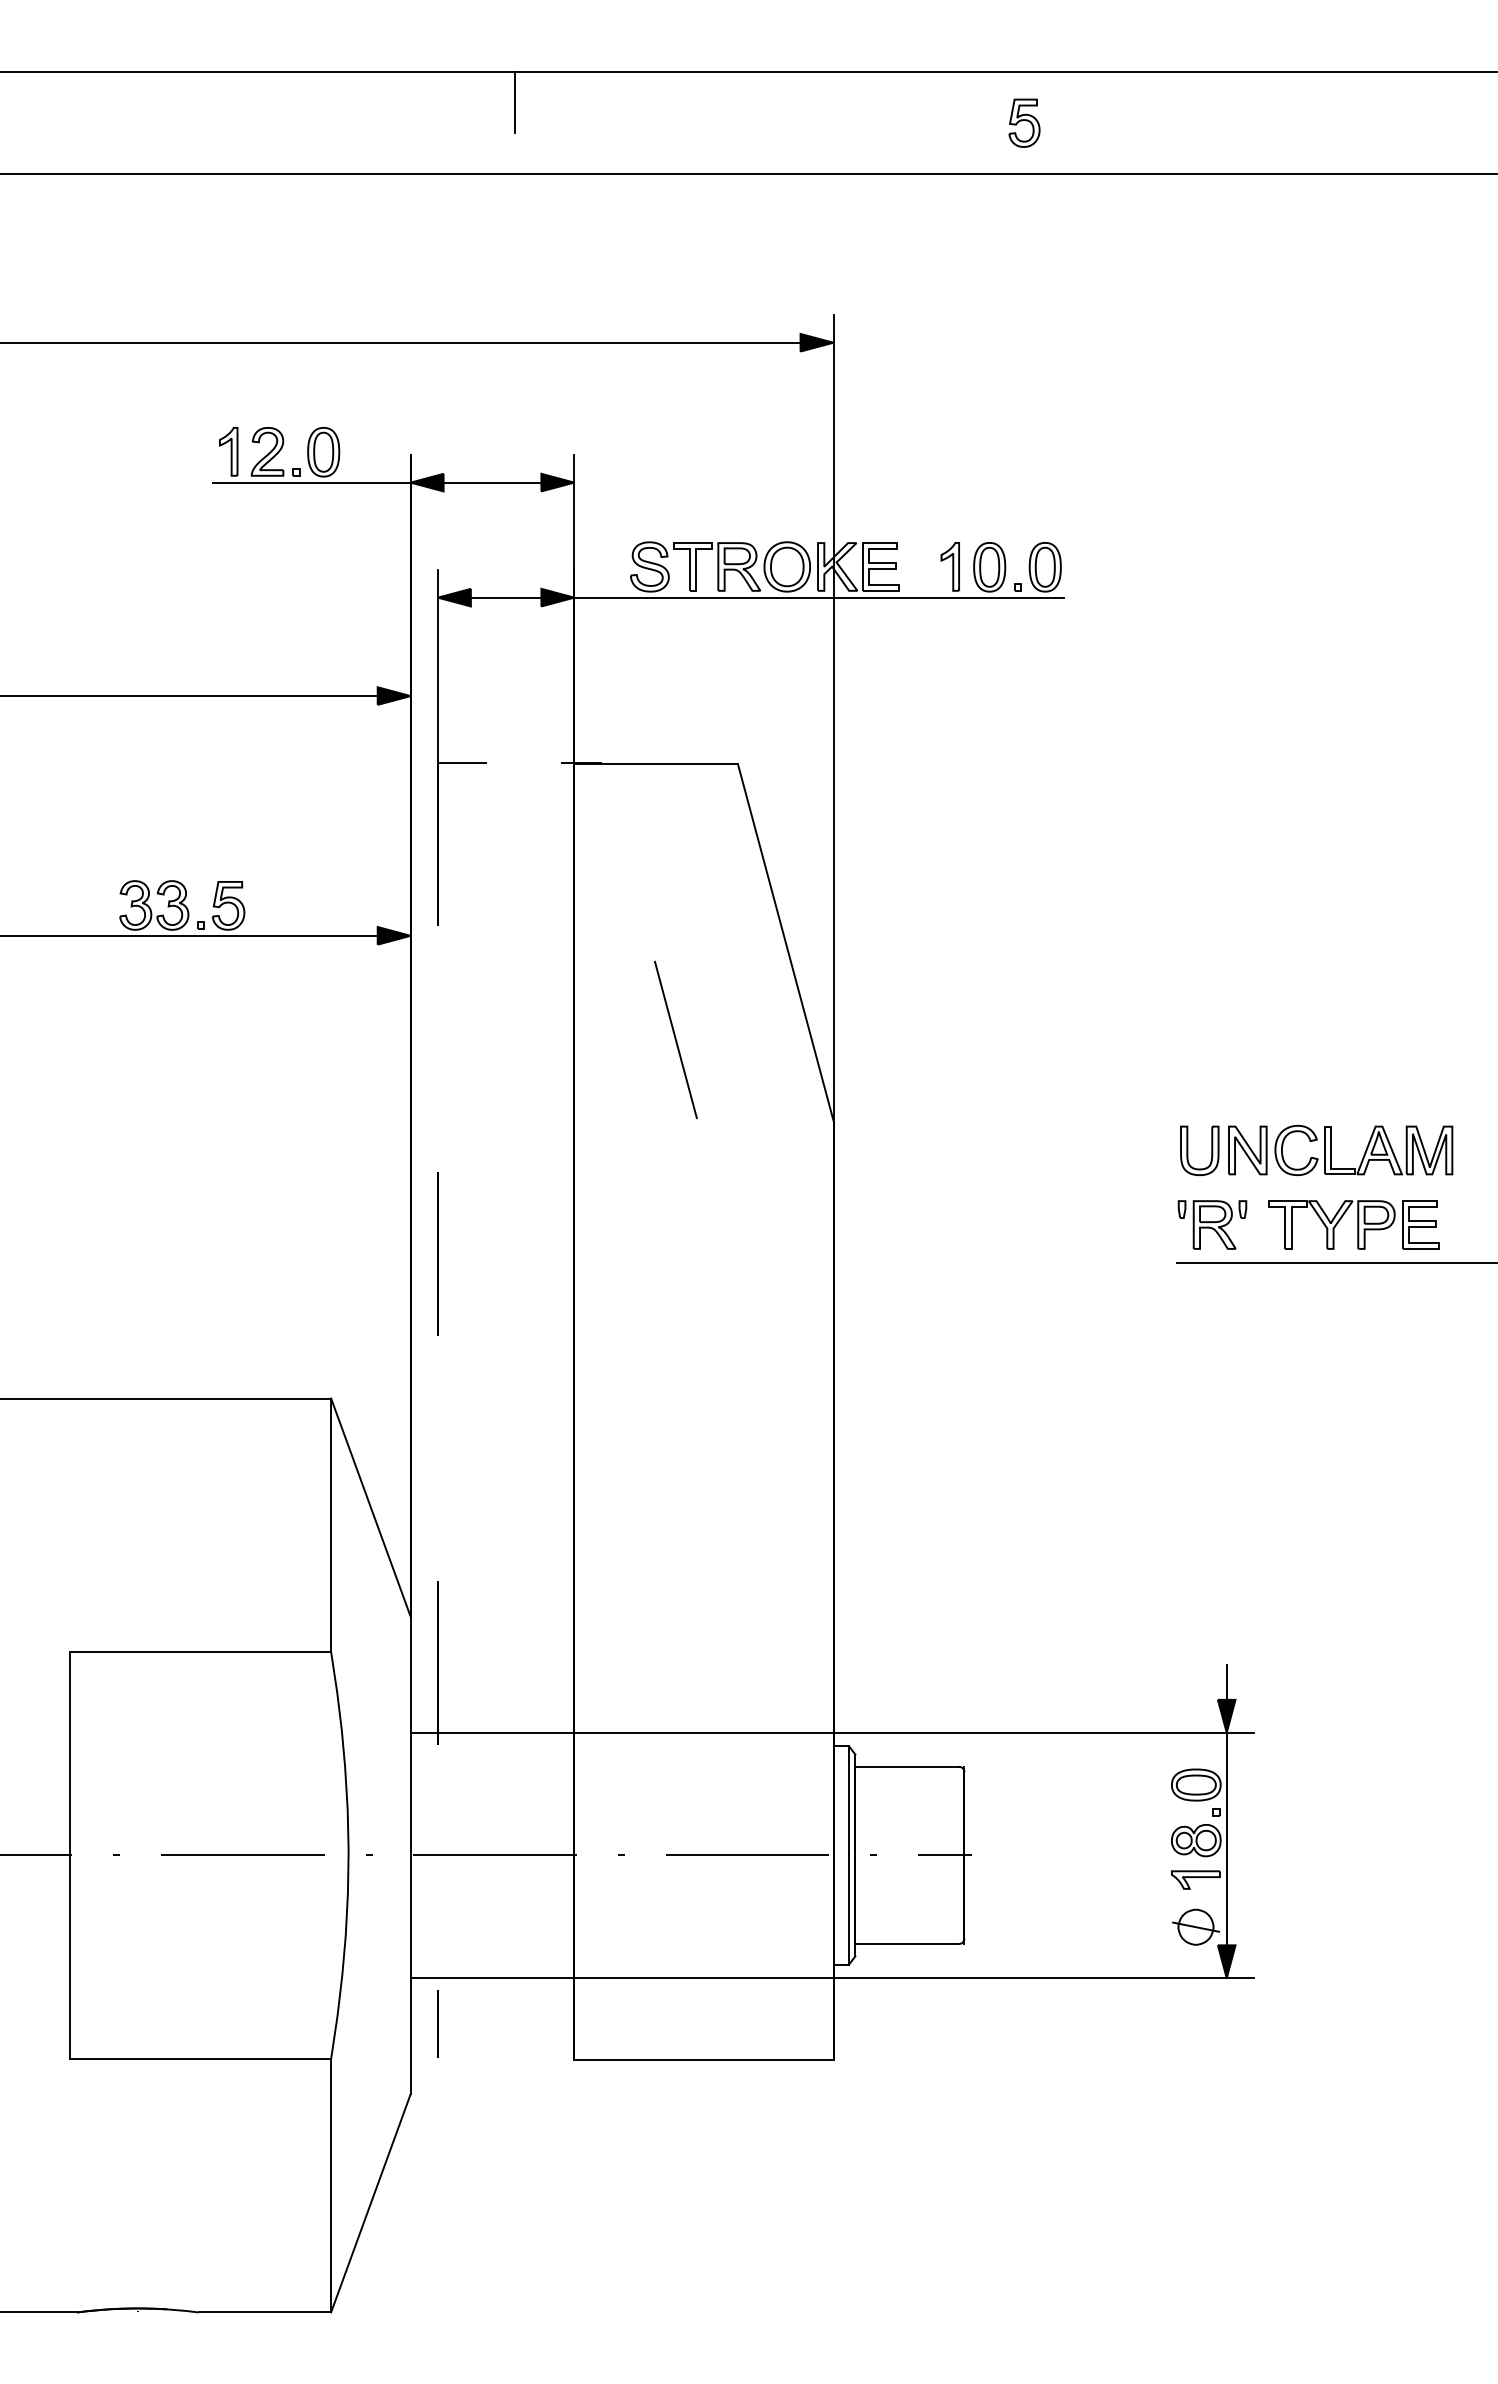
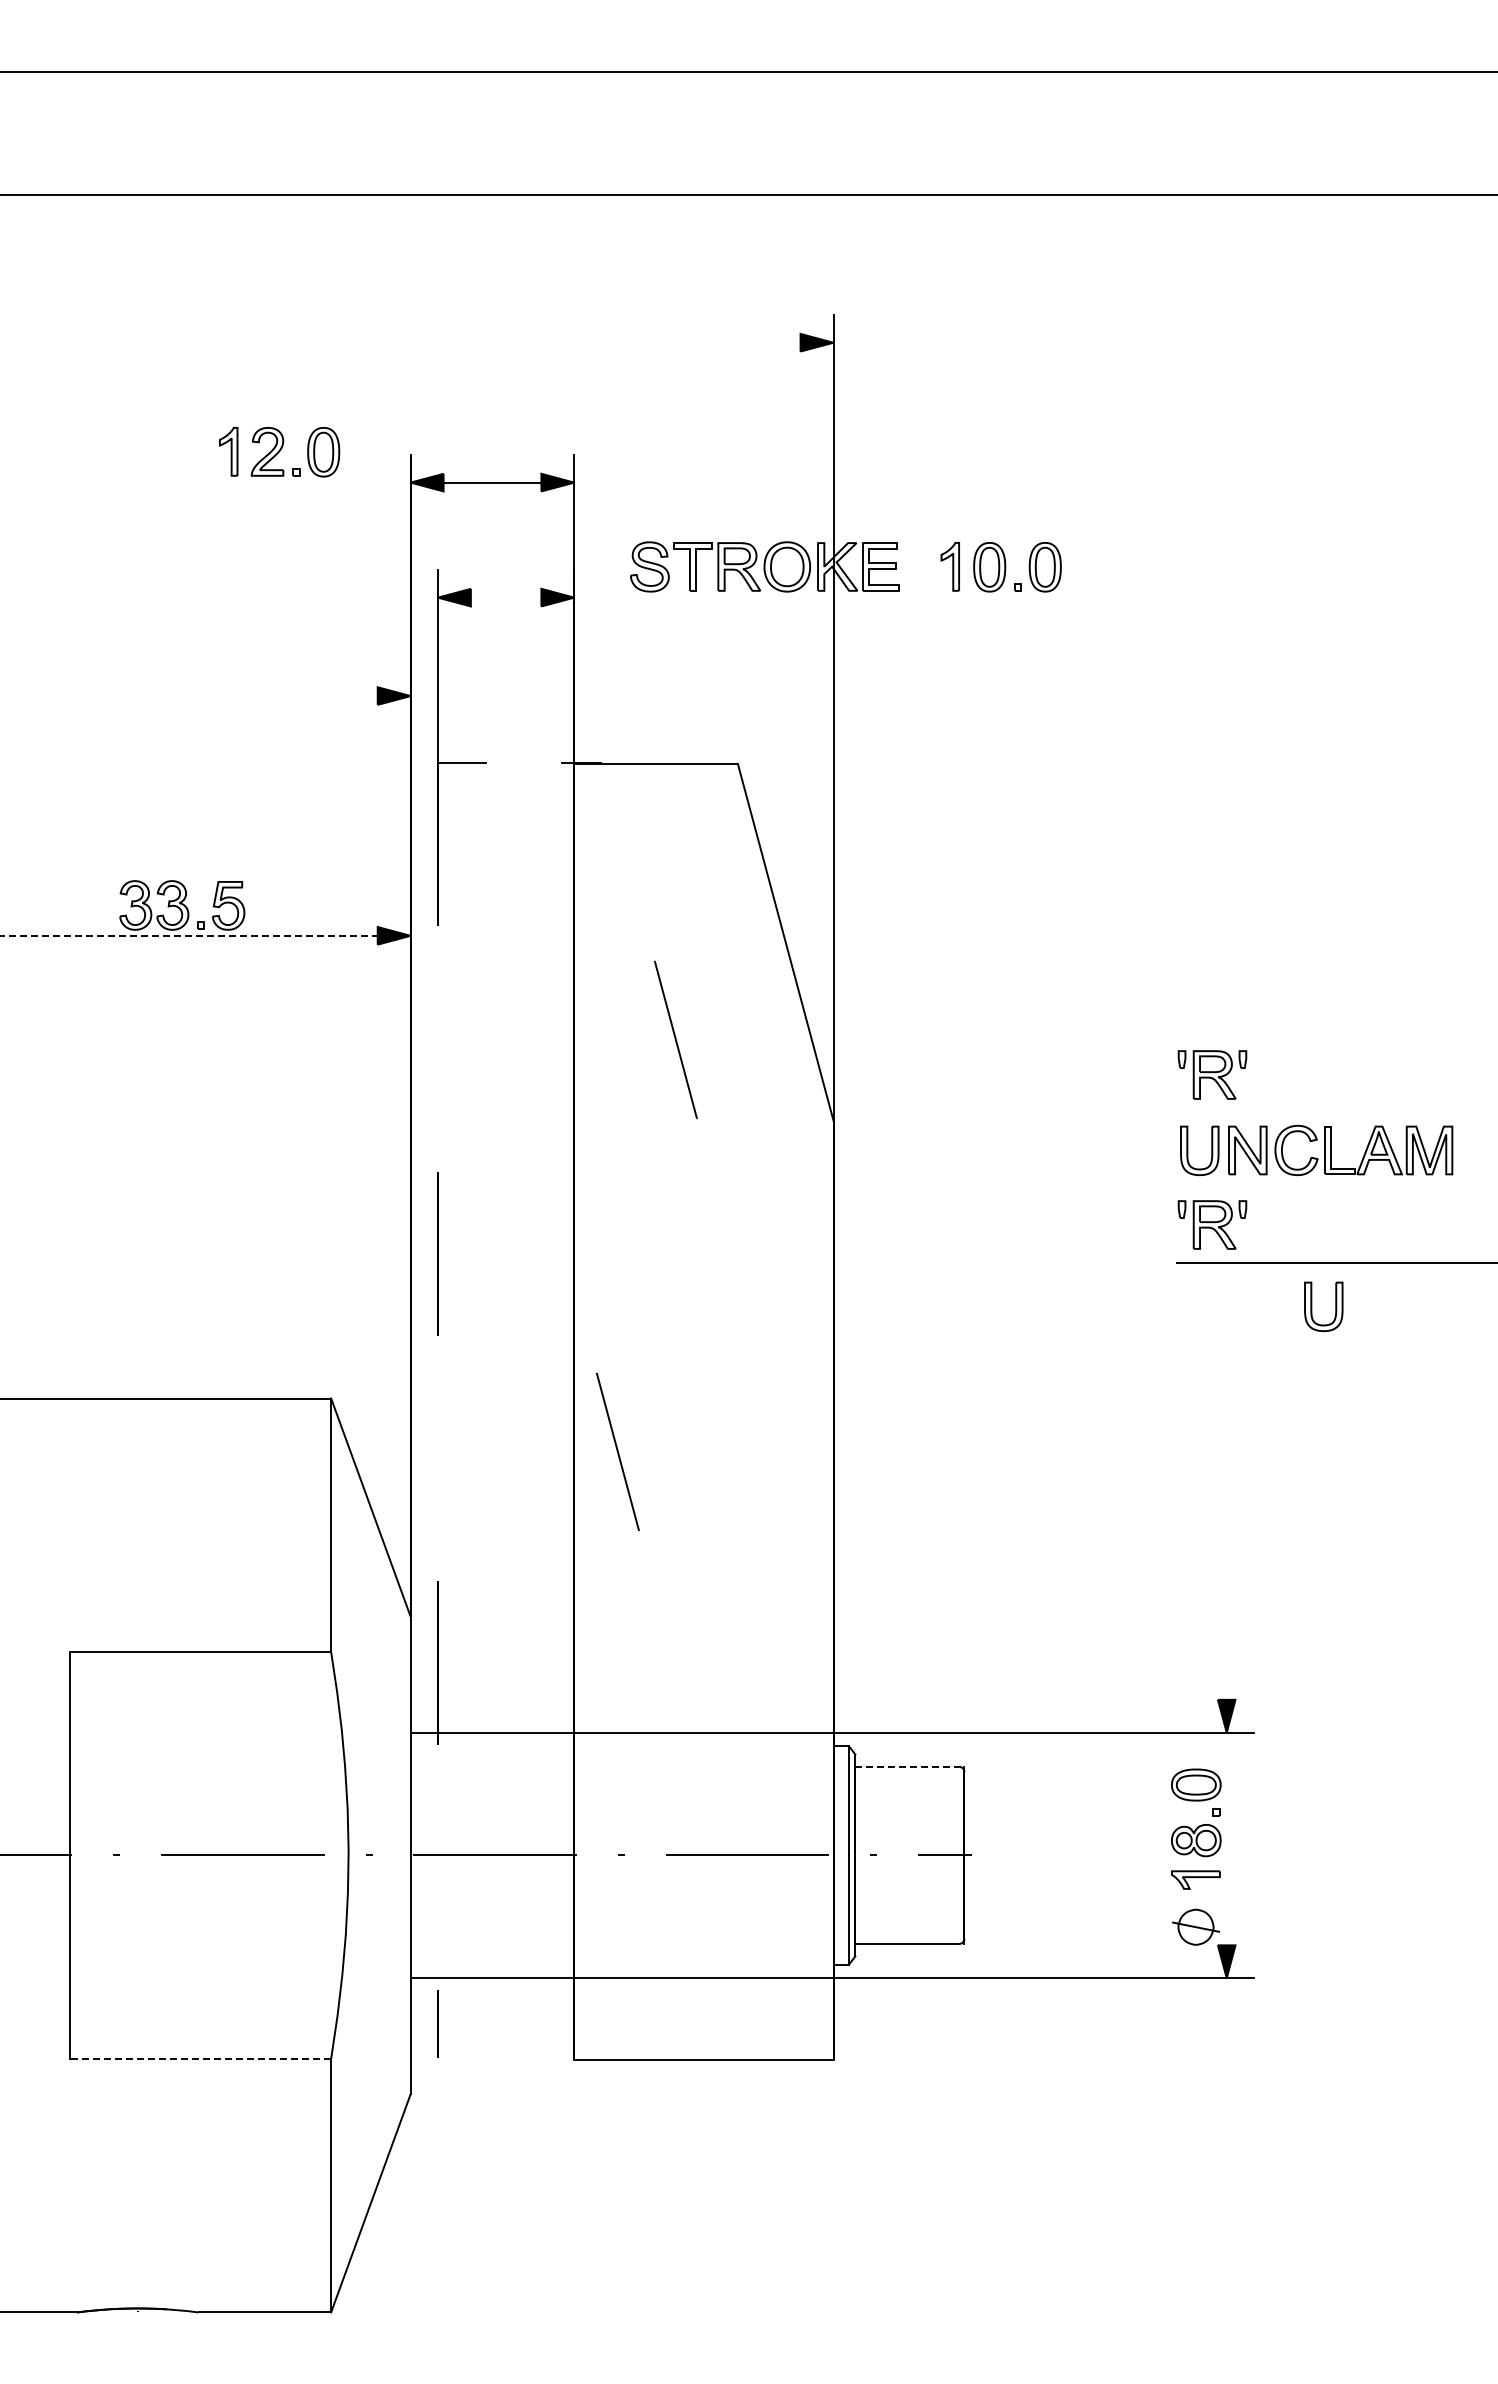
line: present -> none (514, 101)
part: present -> none (1024, 122)
line position: (748, 173) -> (748, 194) (748, 194)
line: present -> none (401, 342)
line: present -> none (311, 482)
line: present -> none (505, 597)
line: present -> none (819, 597)
line: present -> none (189, 696)
line: solid -> dashed (189, 935)
part: none -> present (1212, 1074)
part: present -> none (1353, 1224)
part: none -> present (1312, 1306)
line: none -> present (617, 1451)
line: present -> none (1226, 1681)
line: solid -> dashed (907, 1766)
line: present -> none (1226, 1838)
line: solid -> dashed (200, 2058)
